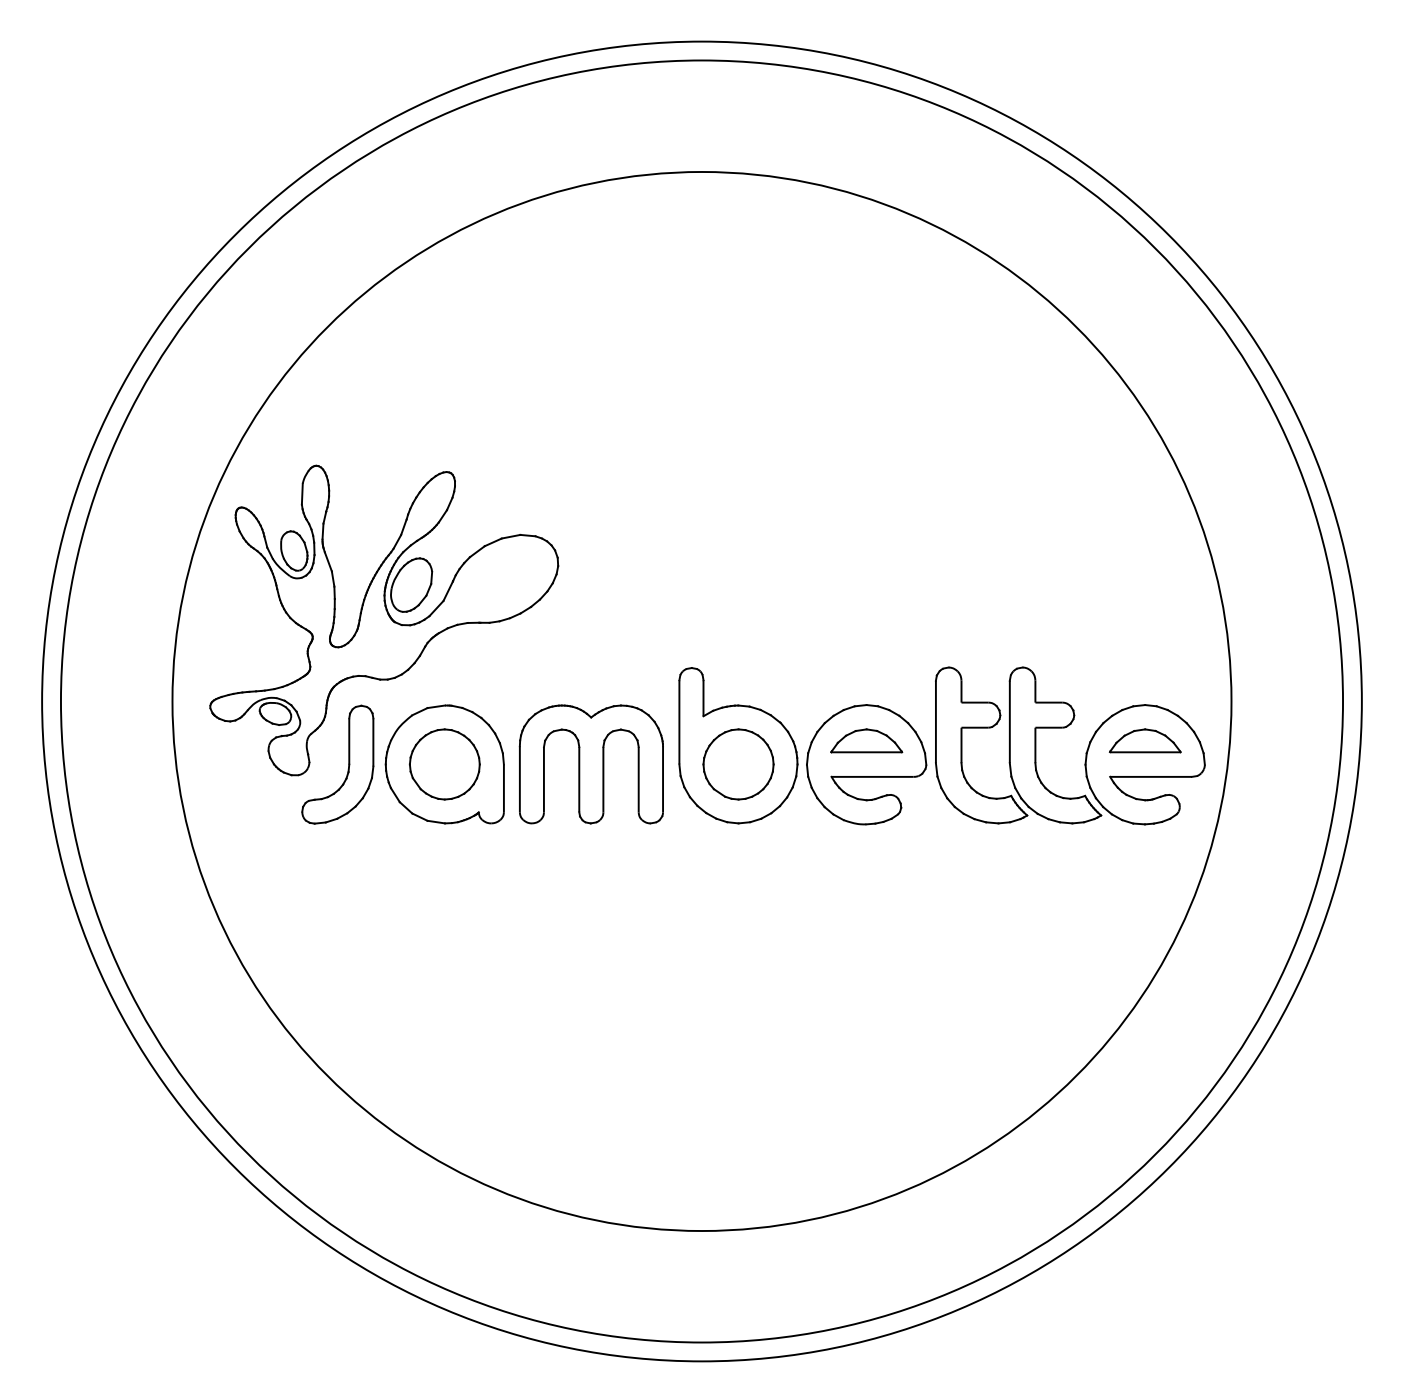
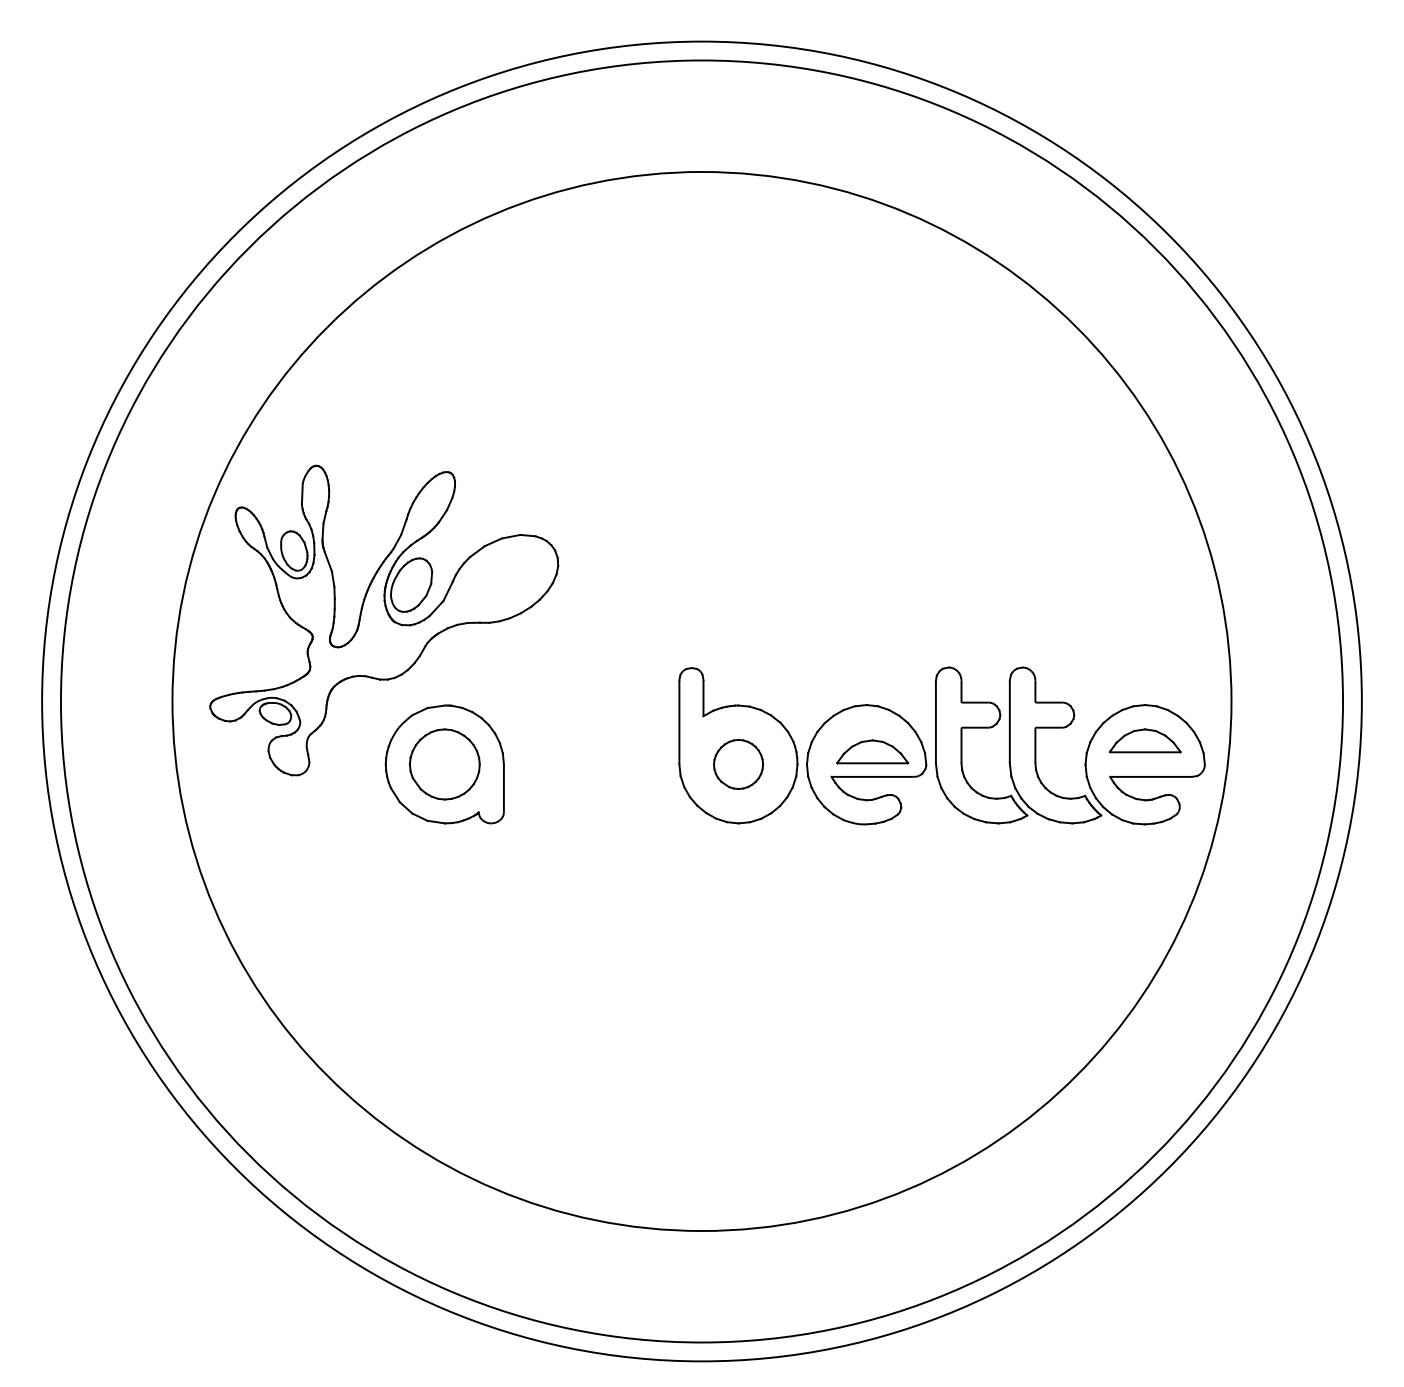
part position: (866, 740) -> (872, 751) (872, 751)
part: present -> none (348, 764)
part: present -> none (590, 764)
part size: 73x73 px -> 52x51 px (738, 764)
